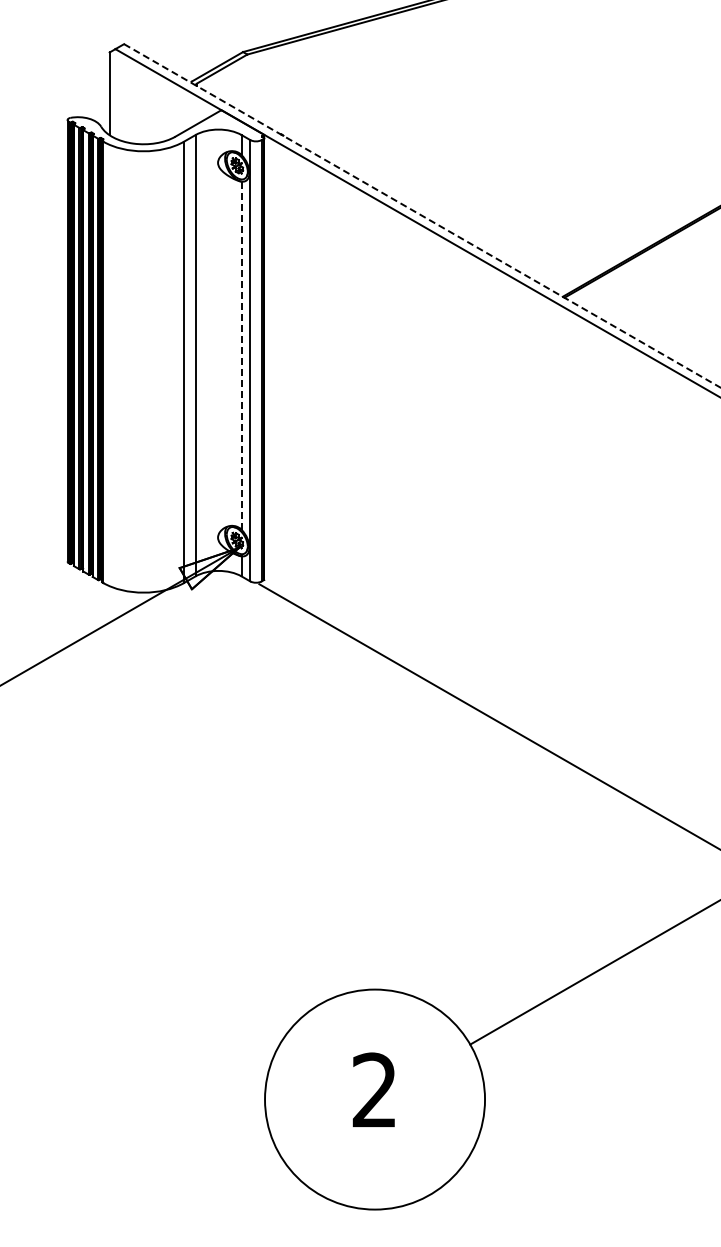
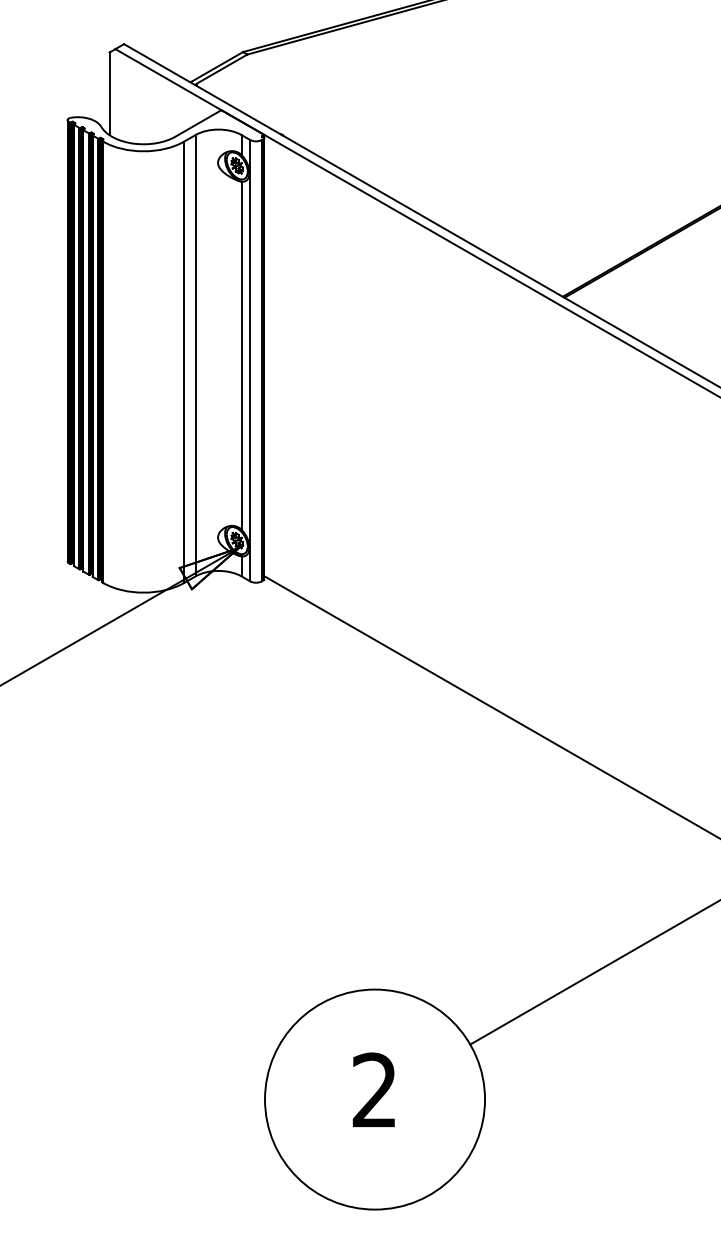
line: dashed -> solid (422, 216)
line: dashed -> solid (241, 355)
line position: (488, 716) -> (490, 706) (490, 706)
